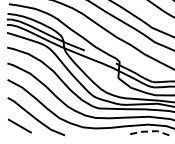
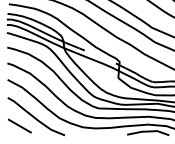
line: dashed -> solid (147, 131)
